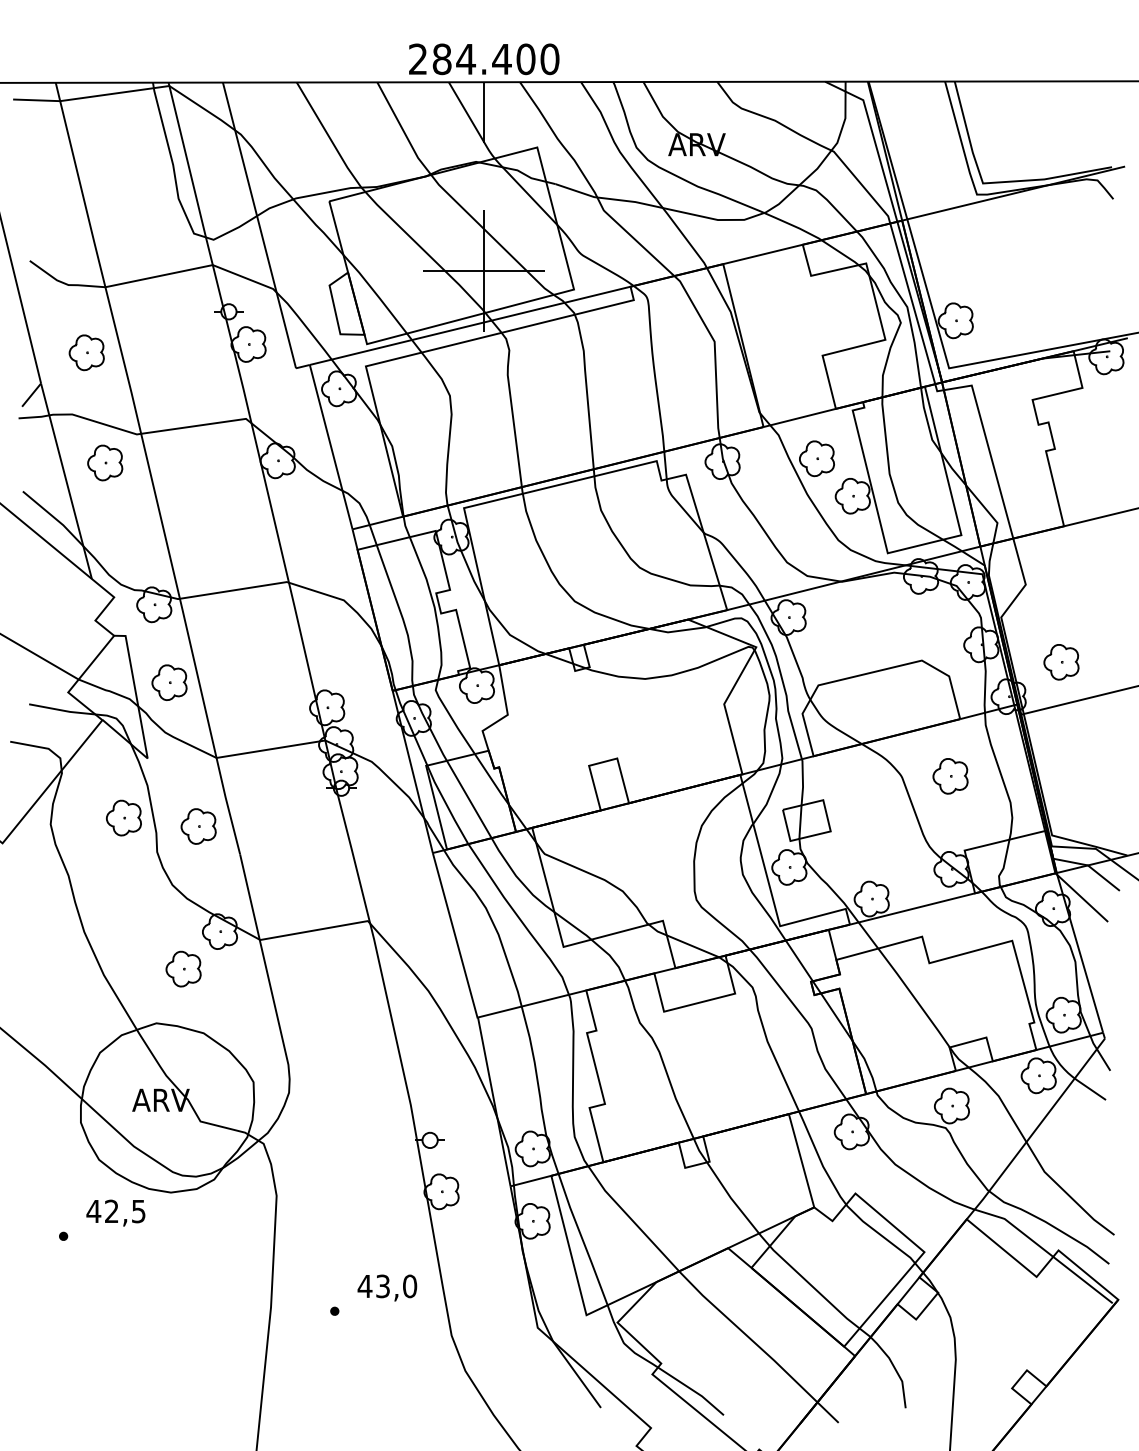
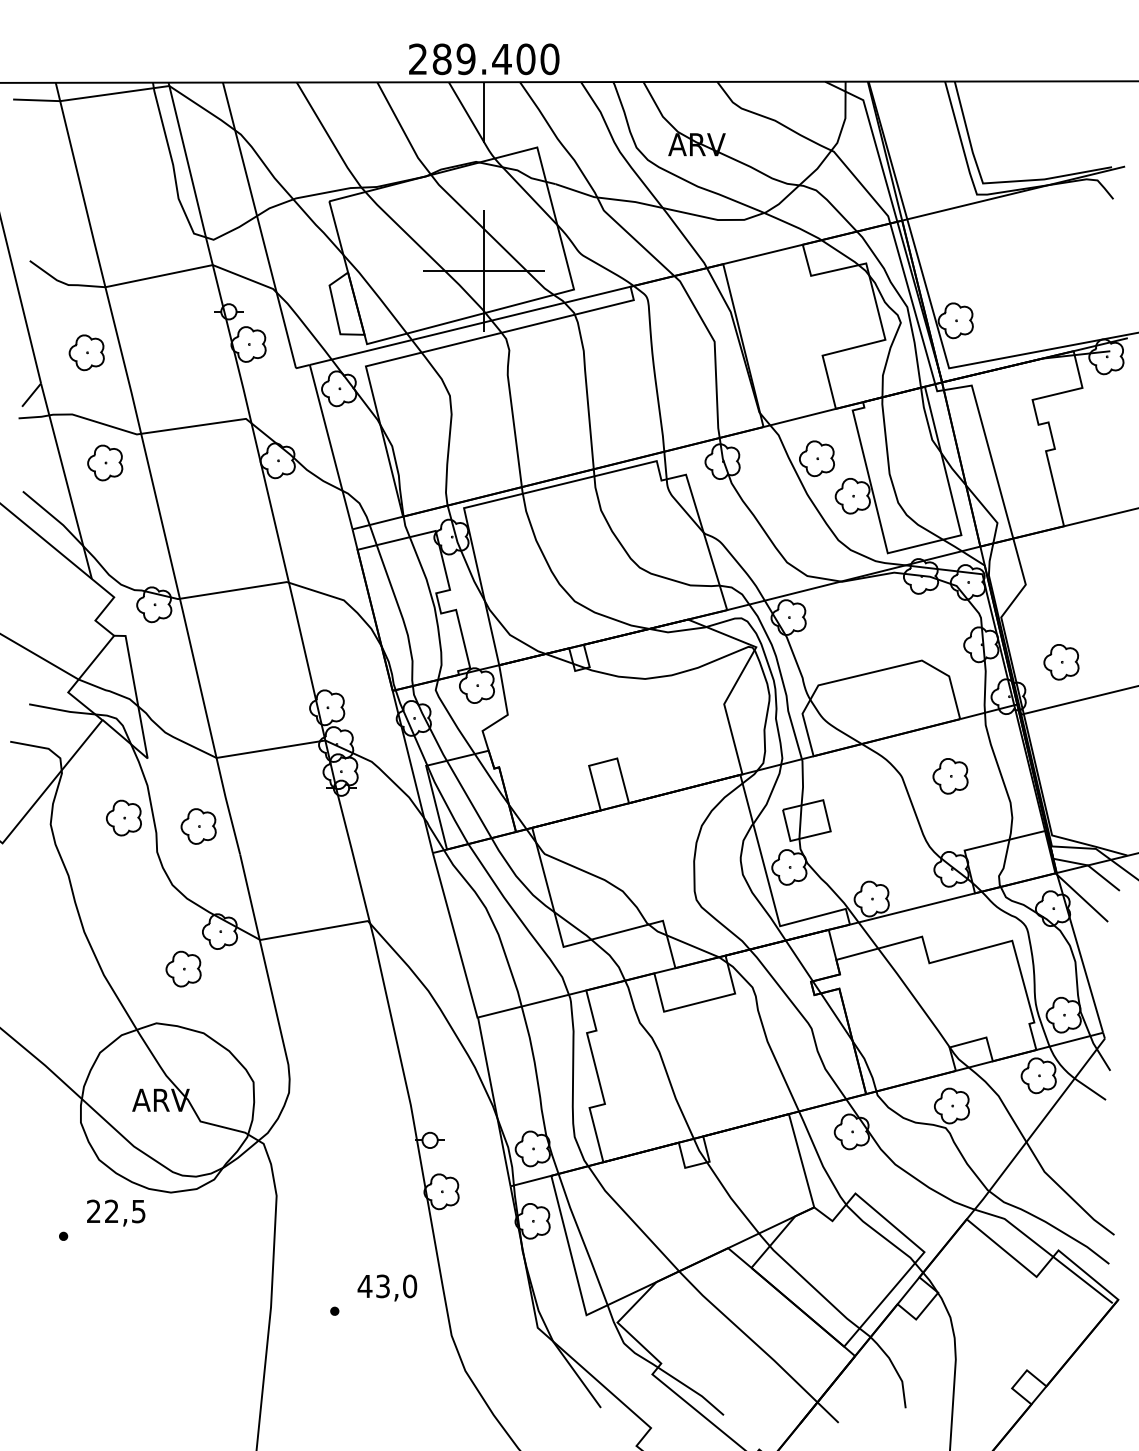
text: 284.400 -> 289.400 (465, 59)
part: present -> none (169, 682)
text: 42,5 -> 22,5 (93, 1210)
